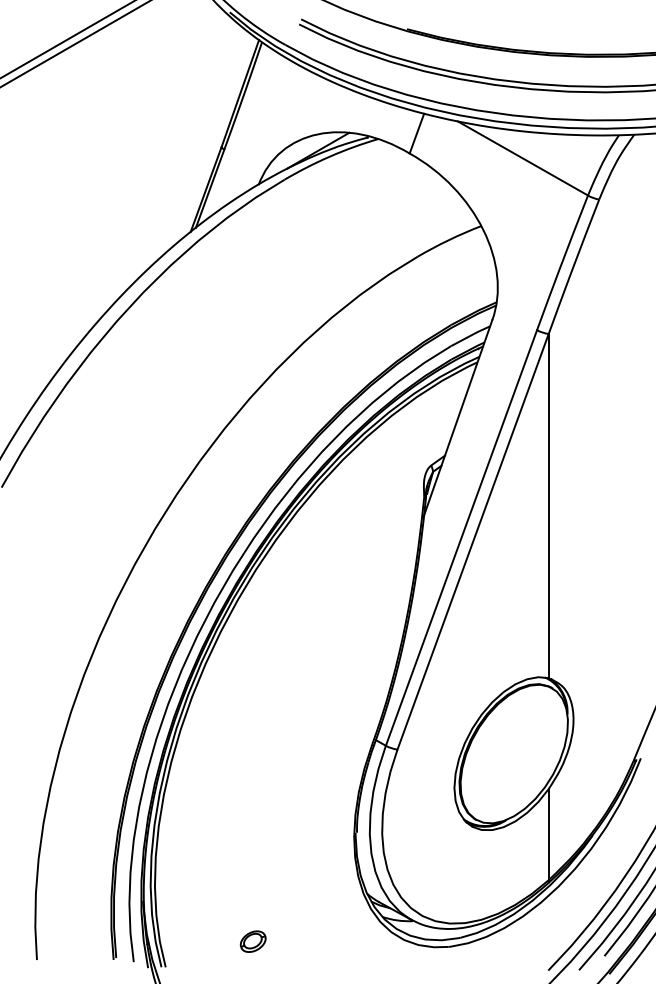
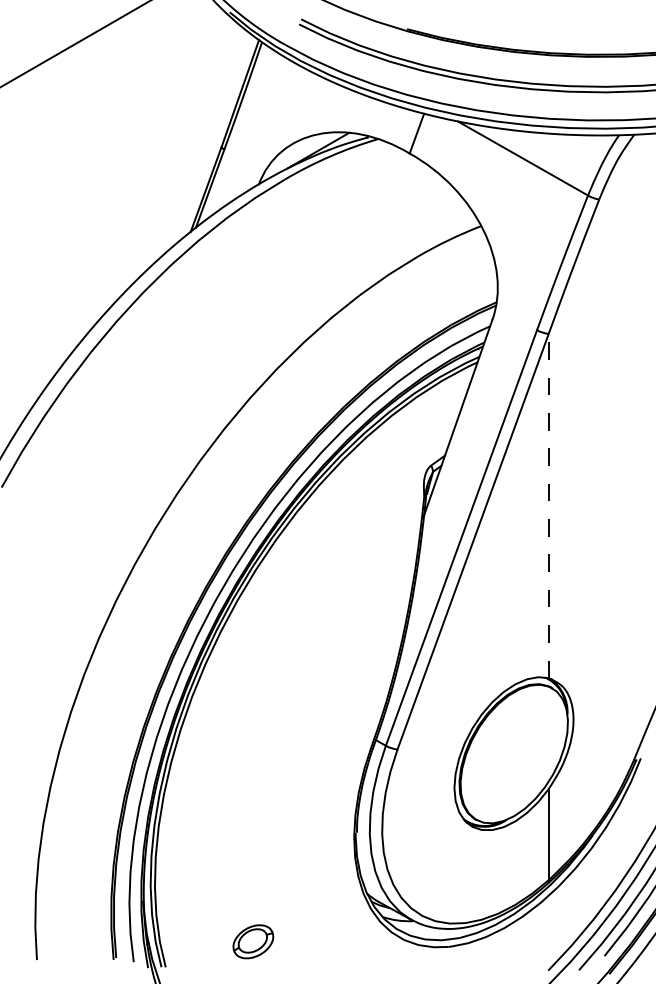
line: present -> none (67, 39)
line: solid -> dashed (548, 505)
part size: 28x23 px -> 43x36 px (253, 941)
